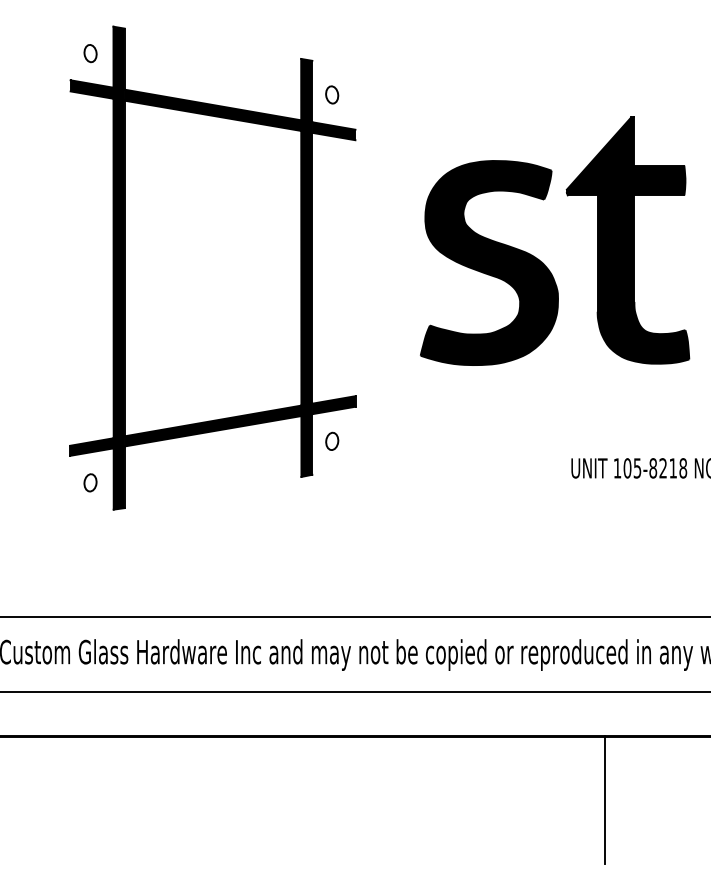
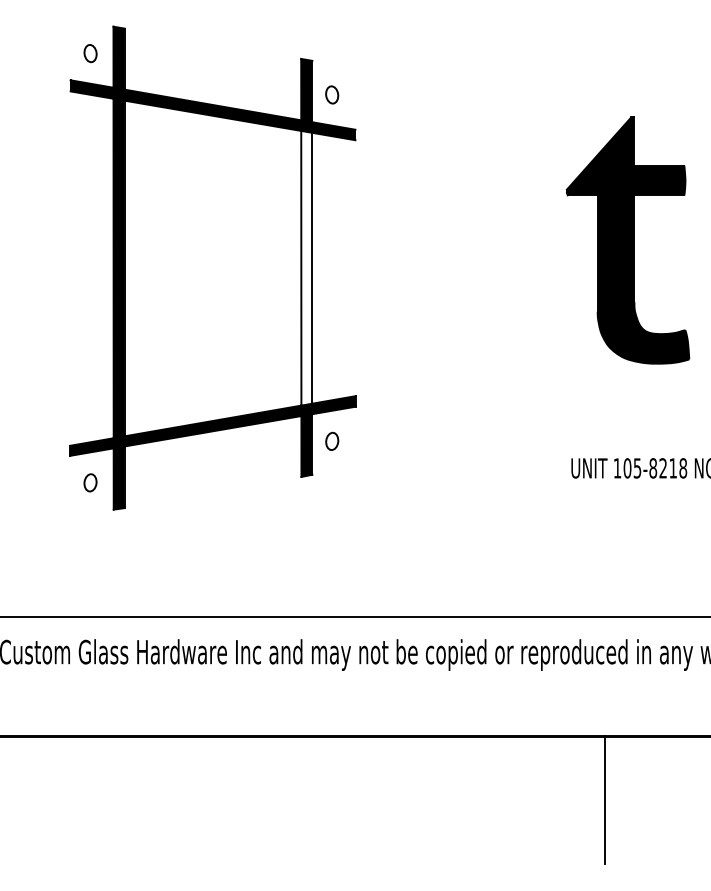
part: present -> none (489, 262)
fill: present -> none (306, 267)
line: present -> none (354, 692)
